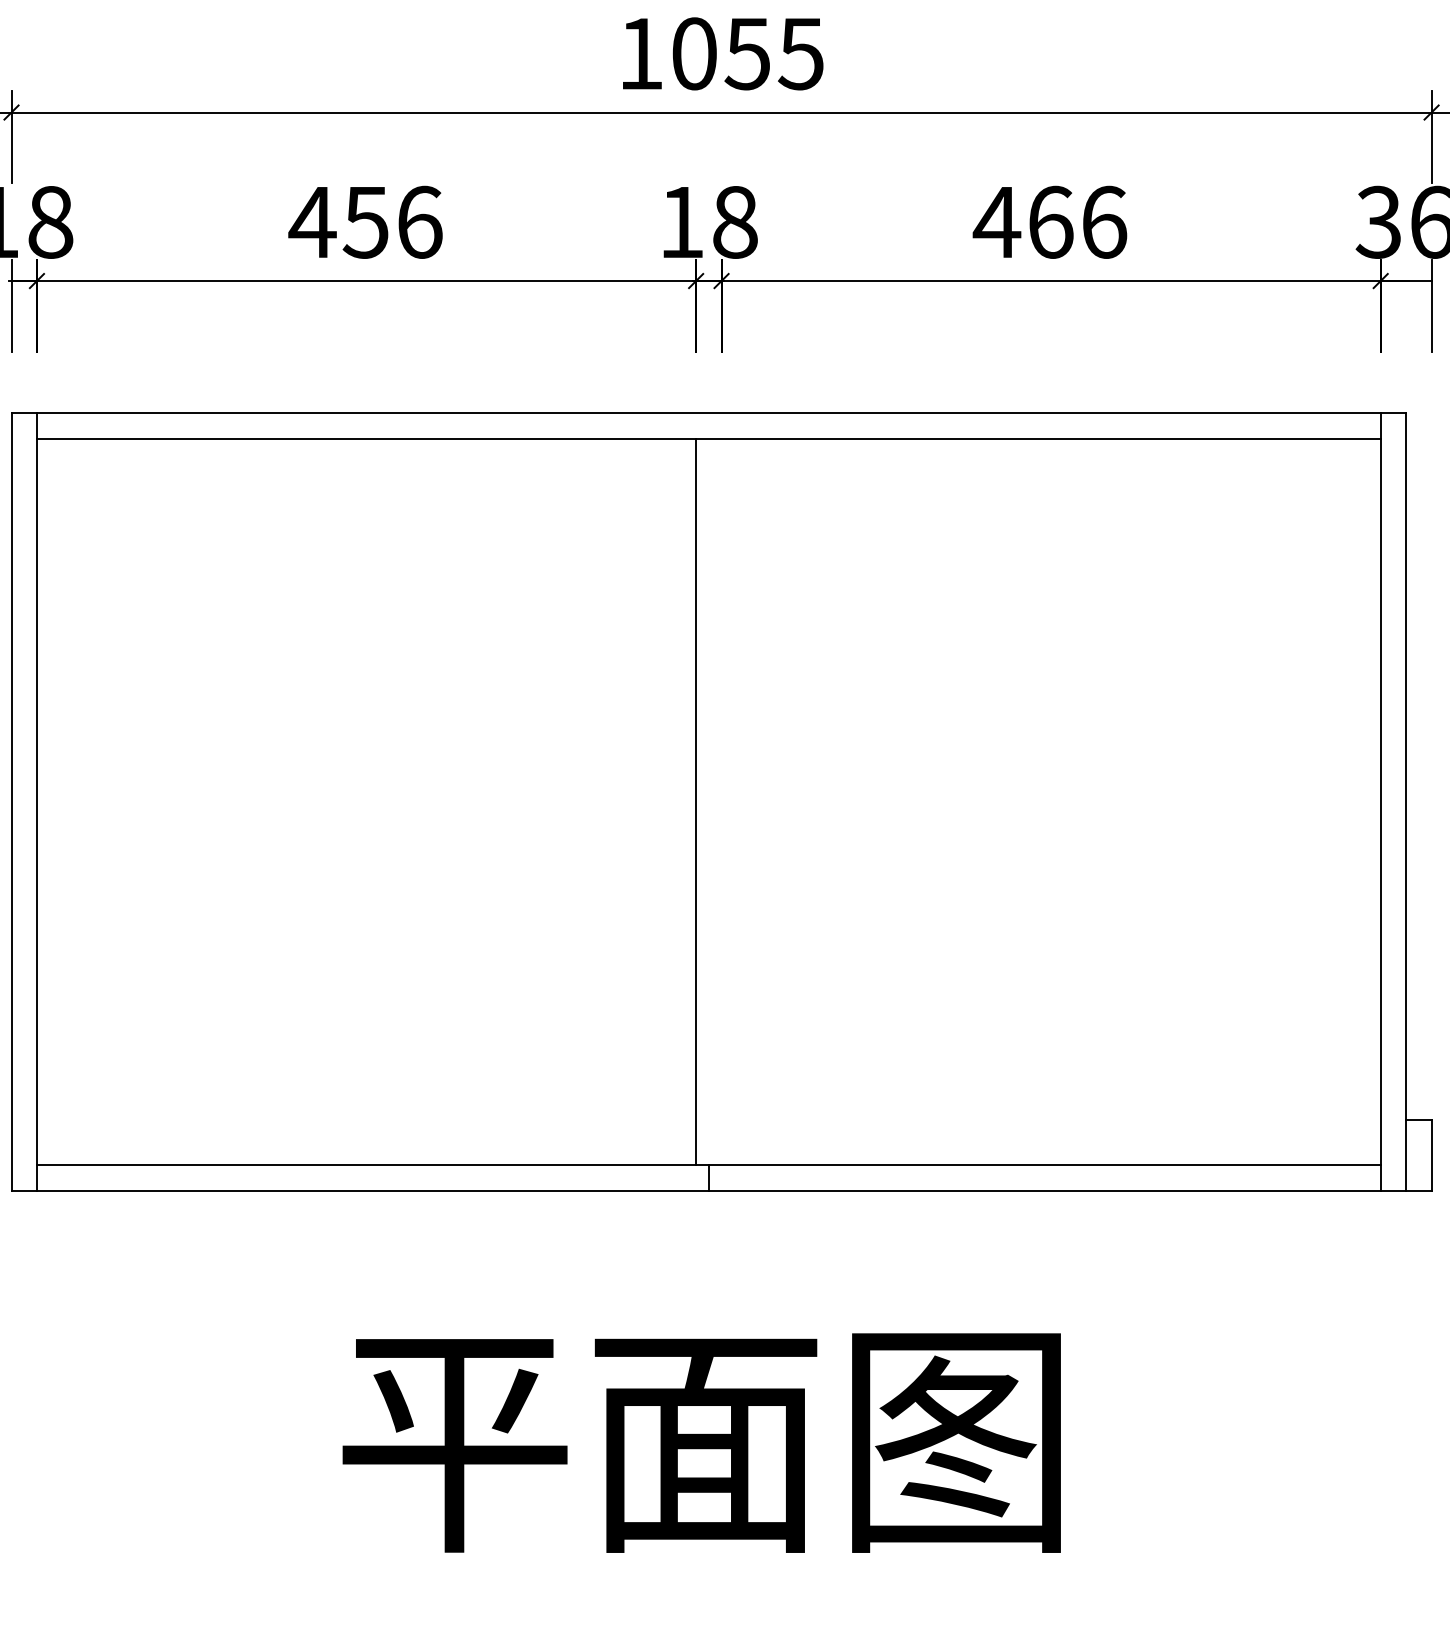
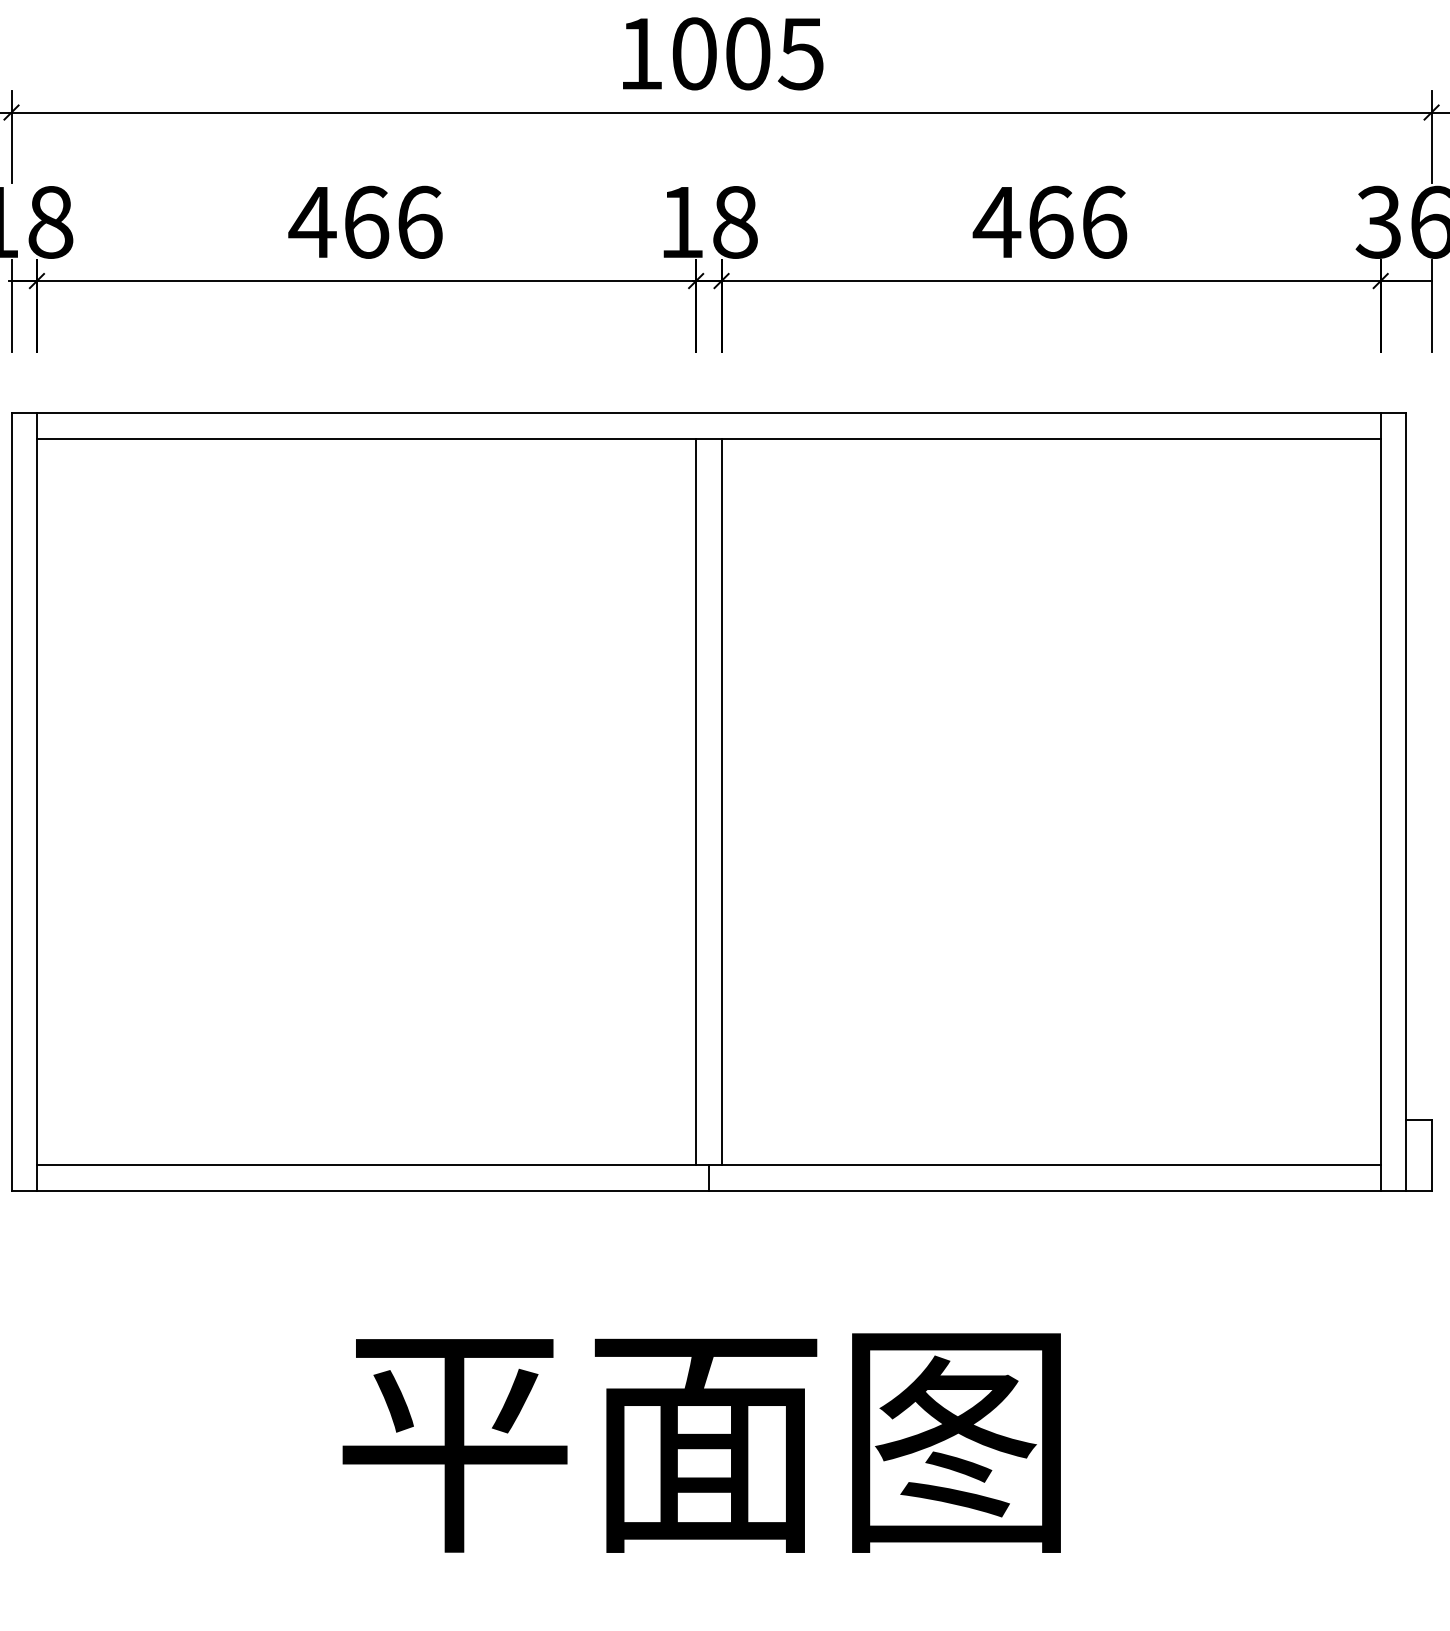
text: 1055 -> 1005 (747, 53)
text: 456 -> 466 (365, 221)
line: none -> present (721, 801)
